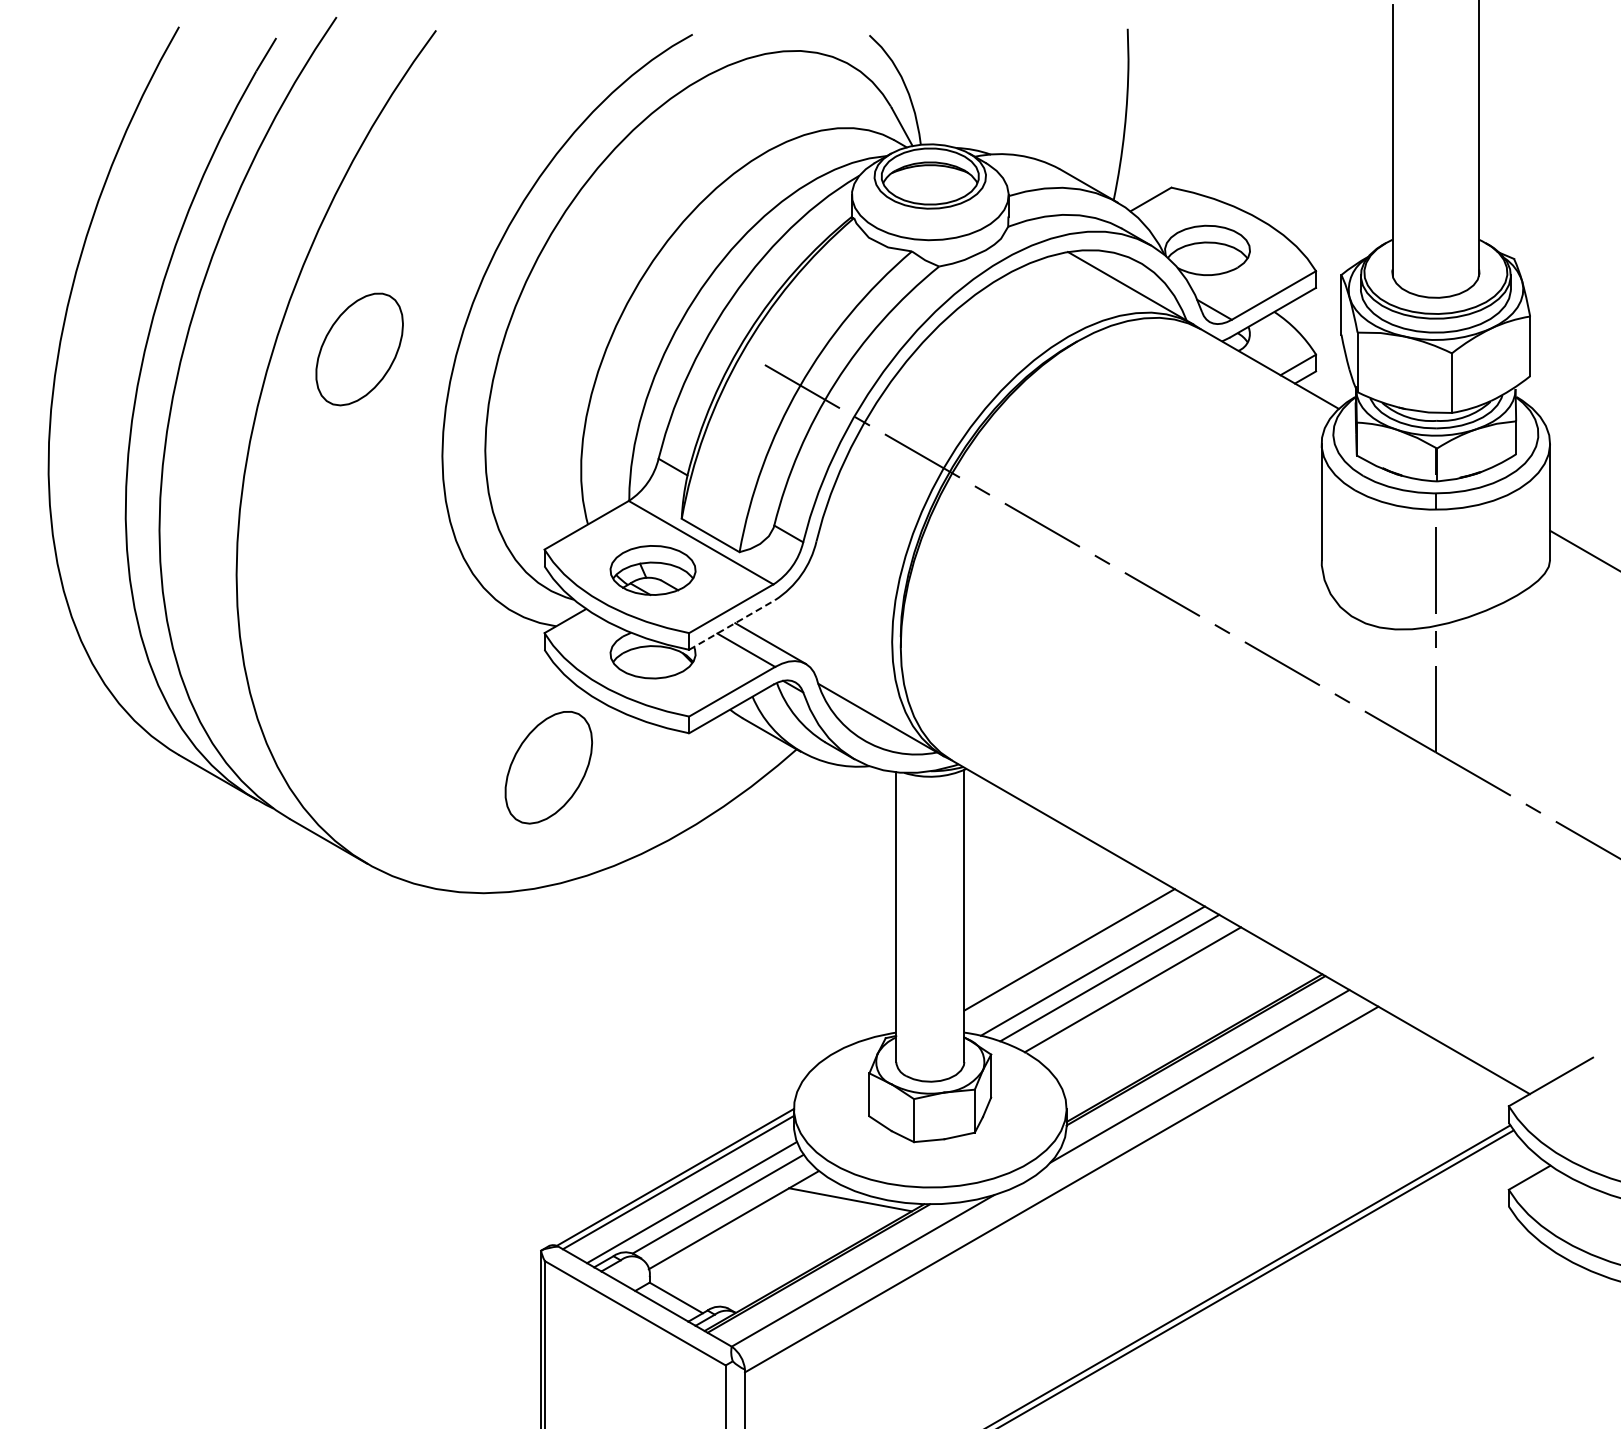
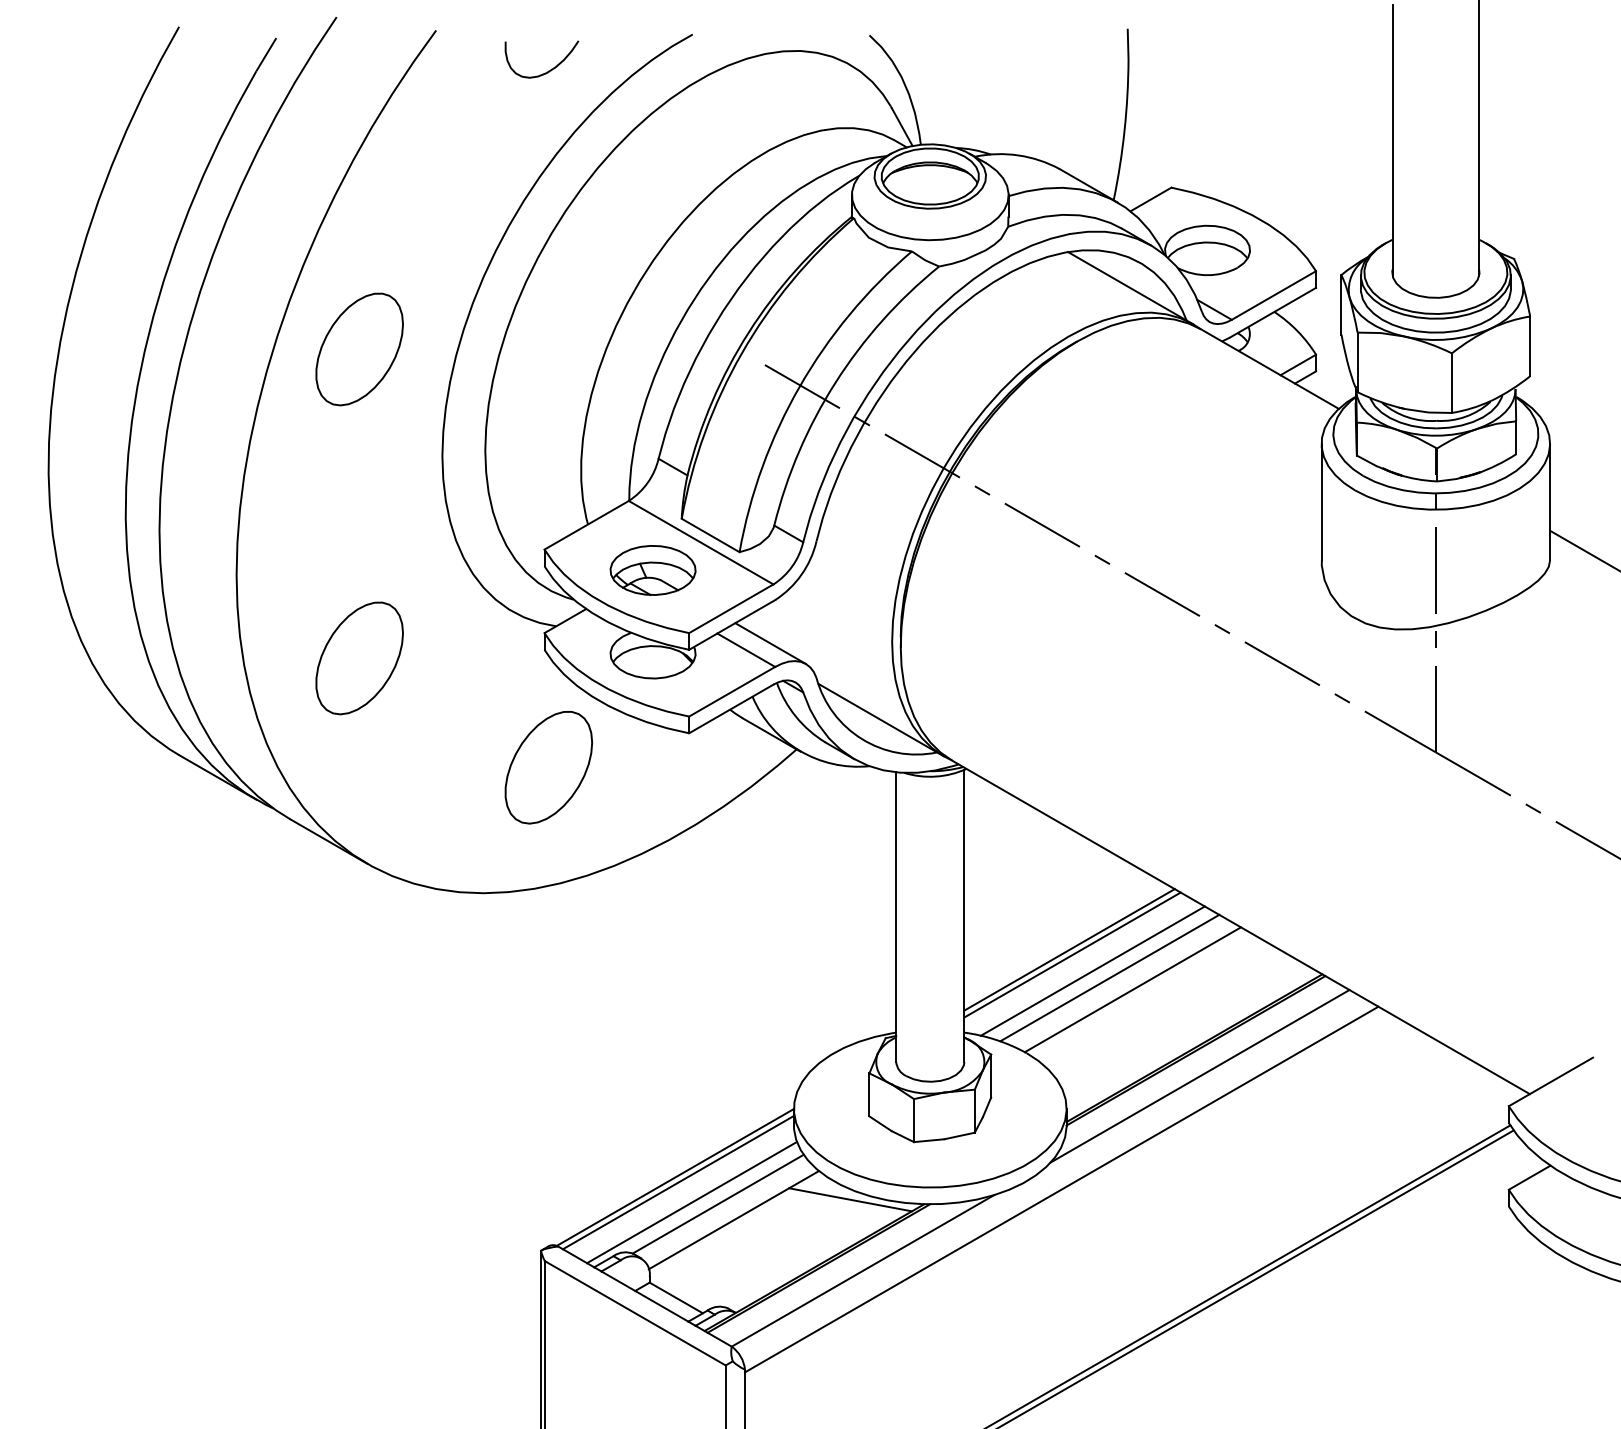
curve: none -> present (548, 70)
line: dashed -> solid (732, 624)
part: none -> present (359, 658)
line: none -> present (1072, 954)
